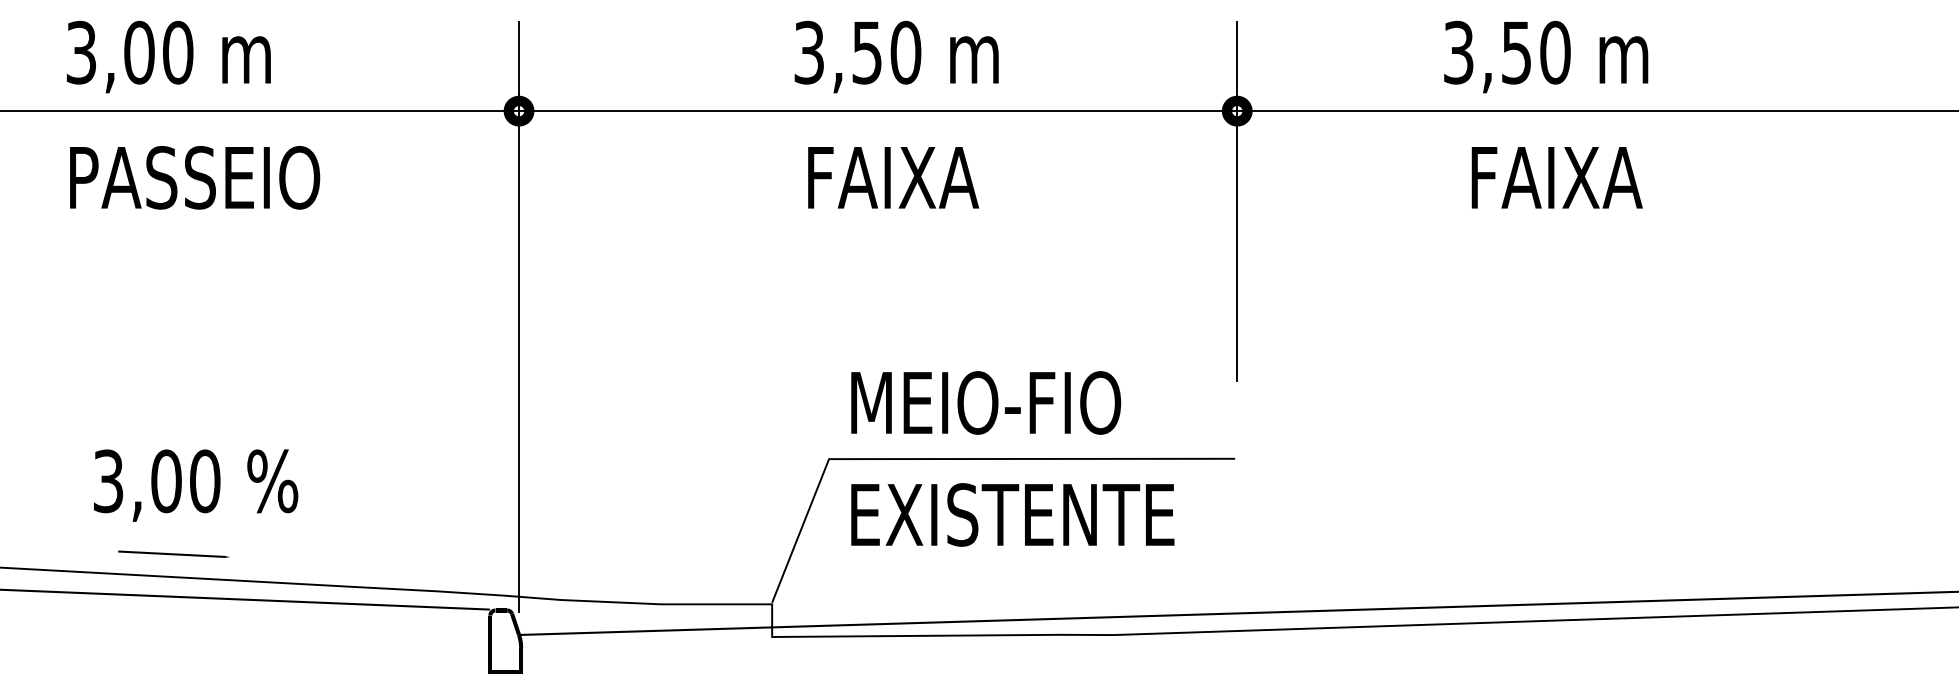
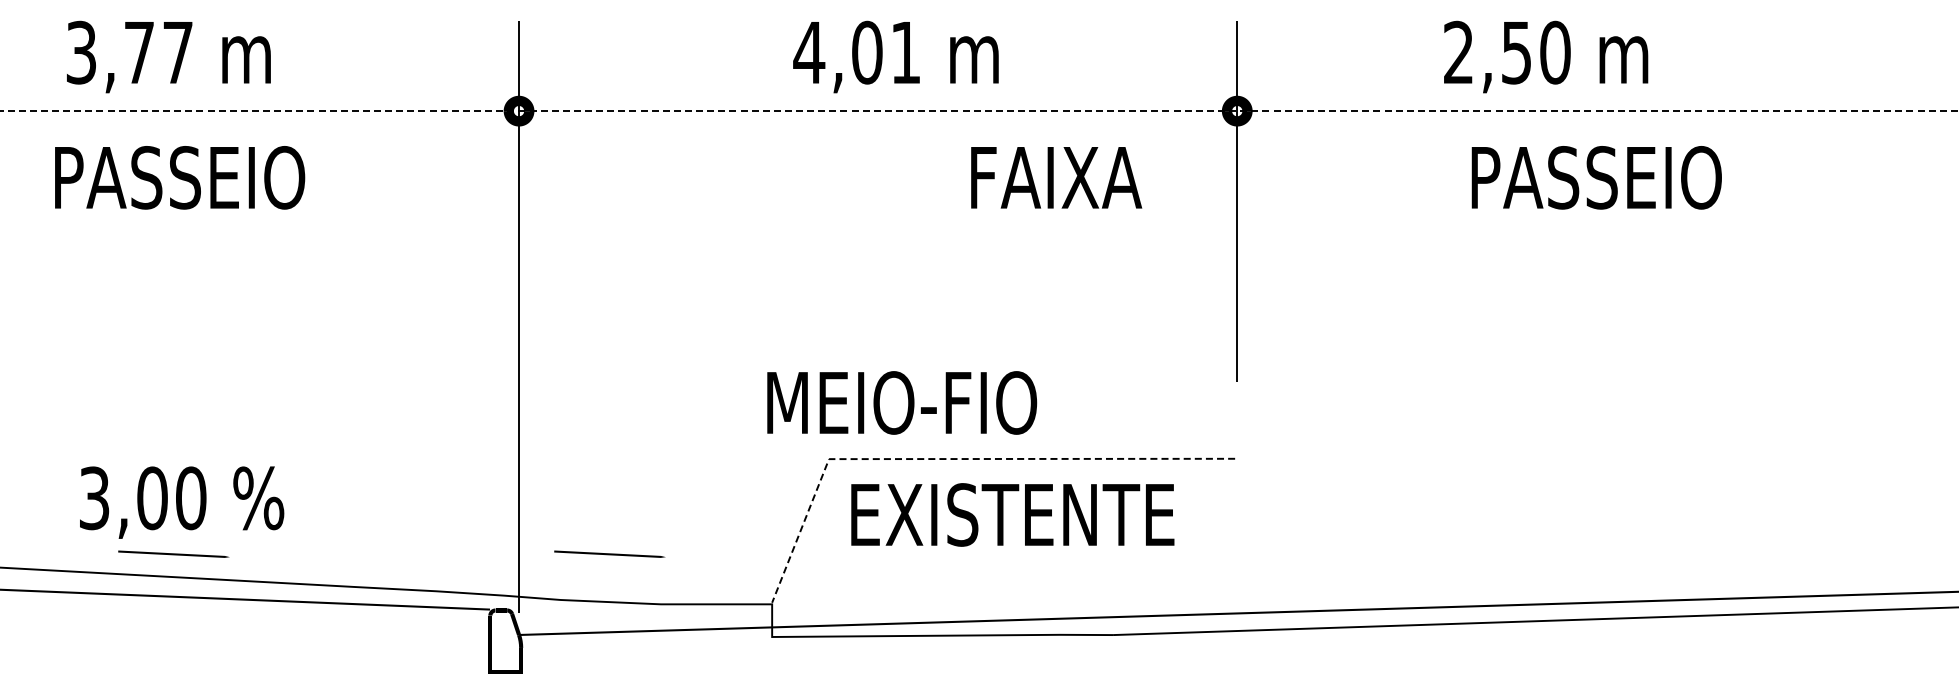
text: 3,00 -> 3,77 (158, 52)
text: 3,50 -> 4,01 (857, 52)
text: 3,50 -> 2,50 (1458, 52)
line: solid -> dashed (980, 111)
text position: (195, 177) -> (180, 177) (180, 177)
text position: (893, 177) -> (1056, 177) (1056, 177)
text: FAIXA -> PASSEIO (1599, 177)
text position: (986, 402) -> (902, 402) (902, 402)
line: solid -> dashed (953, 459)
text position: (196, 485) -> (182, 502) (182, 502)
line: none -> present (609, 553)
